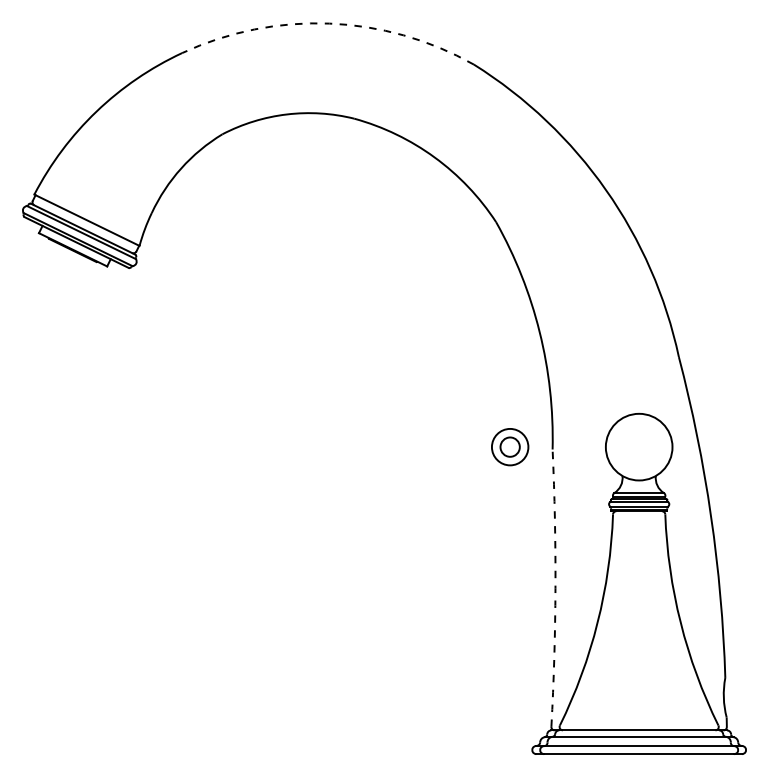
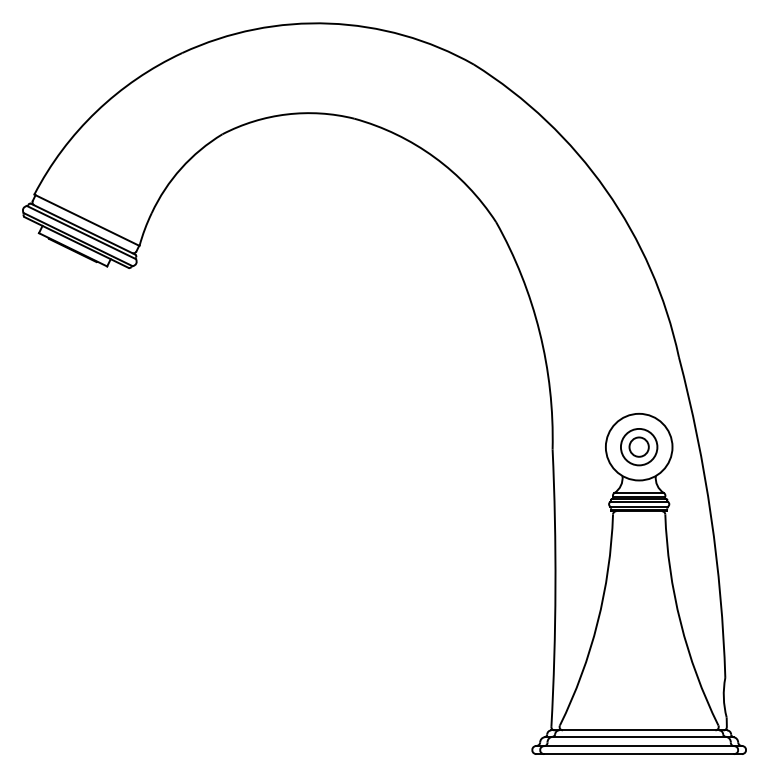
arc: dashed -> solid (329, 23)
part position: (510, 447) -> (639, 447) (639, 447)
arc: dashed -> solid (555, 588)
